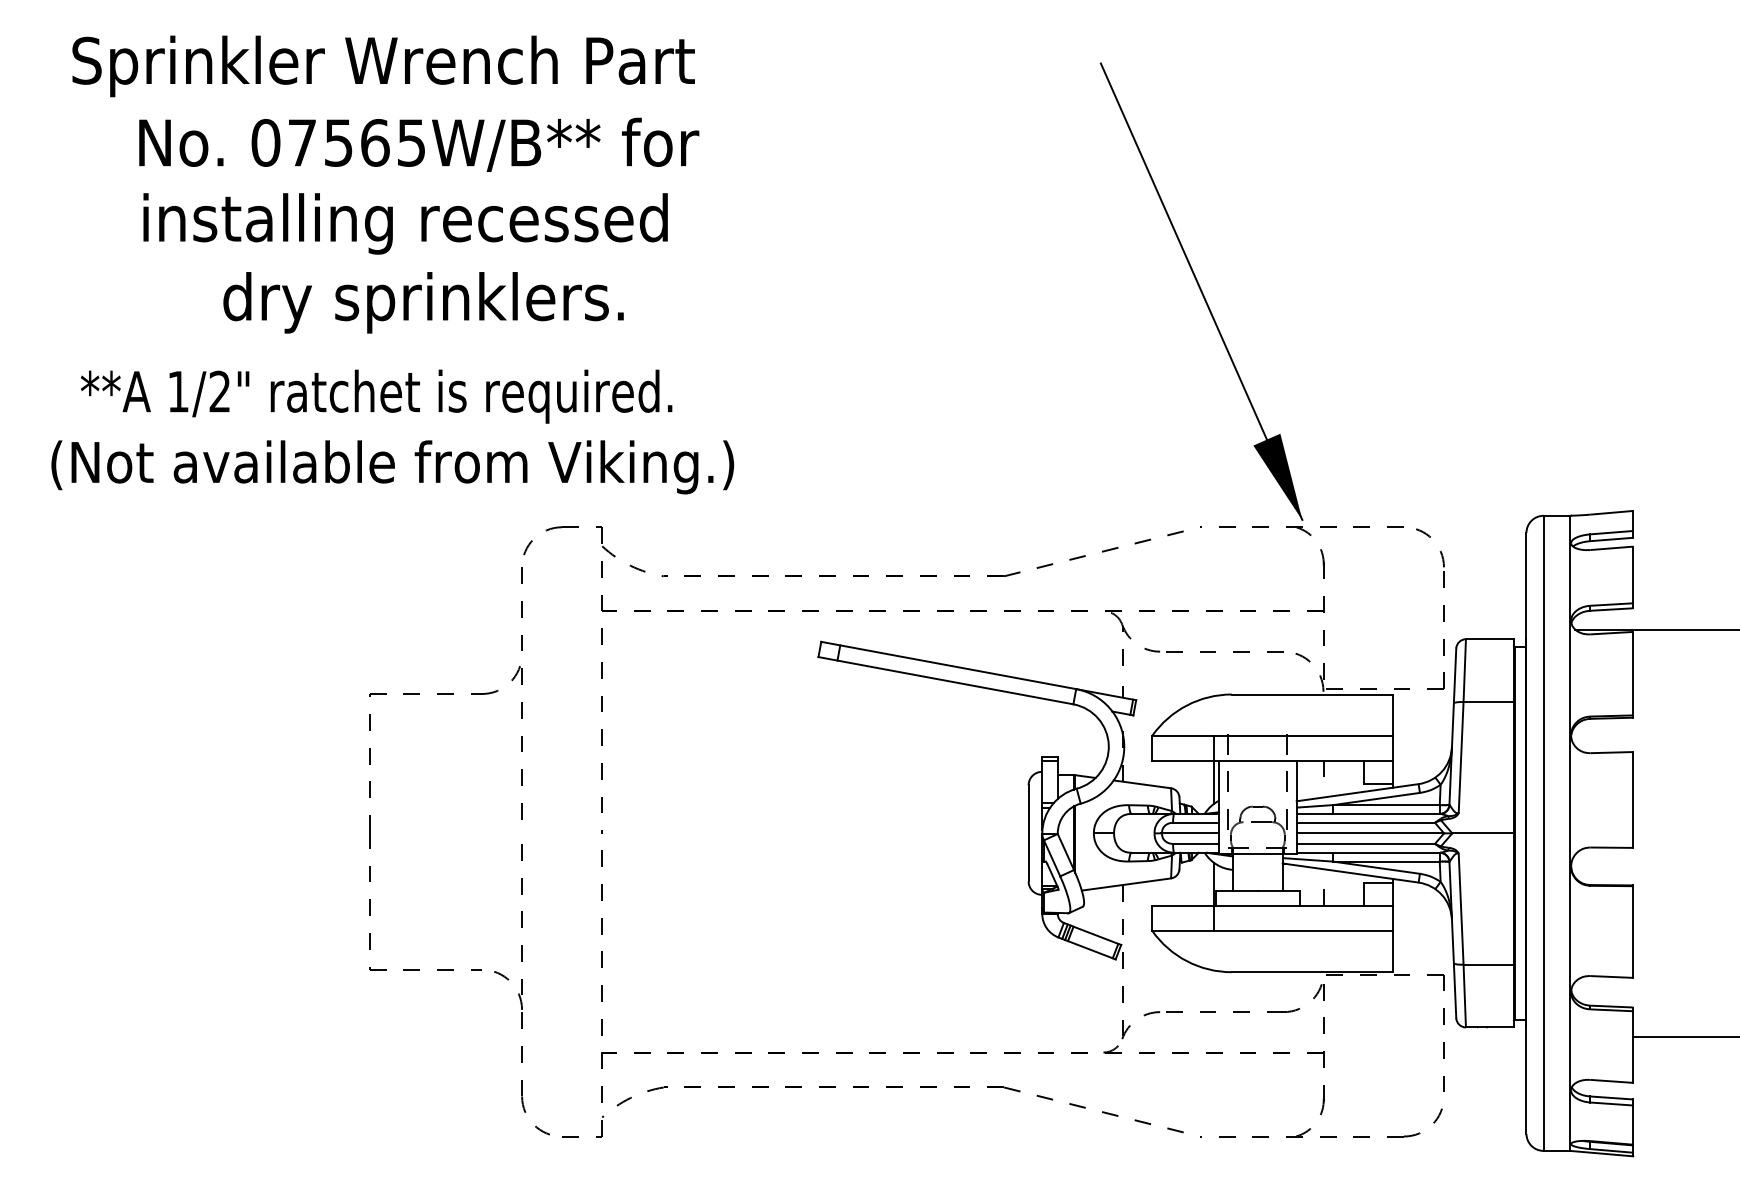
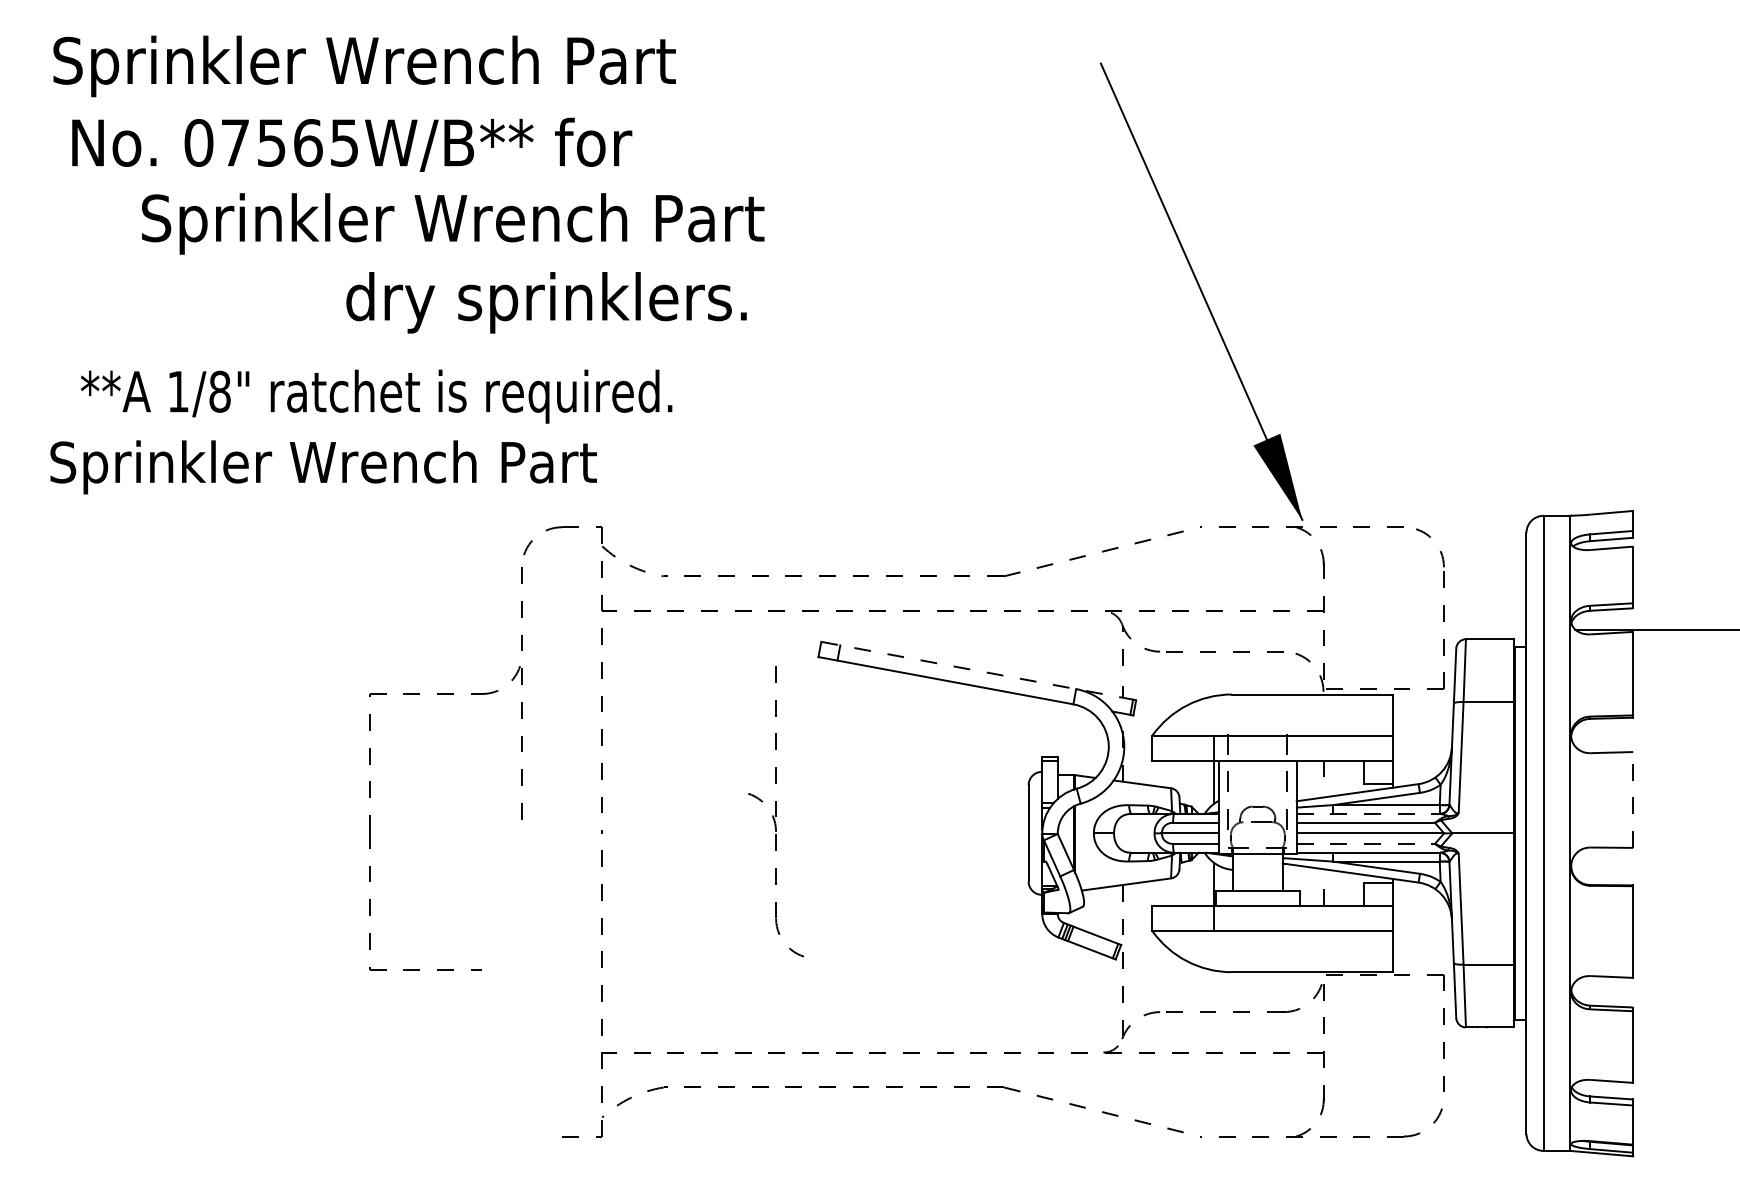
text position: (383, 66) -> (364, 66) (364, 66)
text position: (419, 144) -> (352, 144) (352, 144)
text: installing recessed -> Sprinkler Wrench Part (453, 223)
text position: (423, 302) -> (546, 302) (546, 302)
text: 1/2" -> 1/8" (219, 391)
text: (Not available from Viking.) -> Sprinkler Wrench Part (392, 467)
line: solid -> dashed (979, 671)
line: solid -> dashed (1633, 799)
line: solid -> dashed (1368, 813)
line: solid -> dashed (1366, 843)
part position: (521, 989) -> (775, 811) (775, 811)
line: present -> none (1684, 1037)
